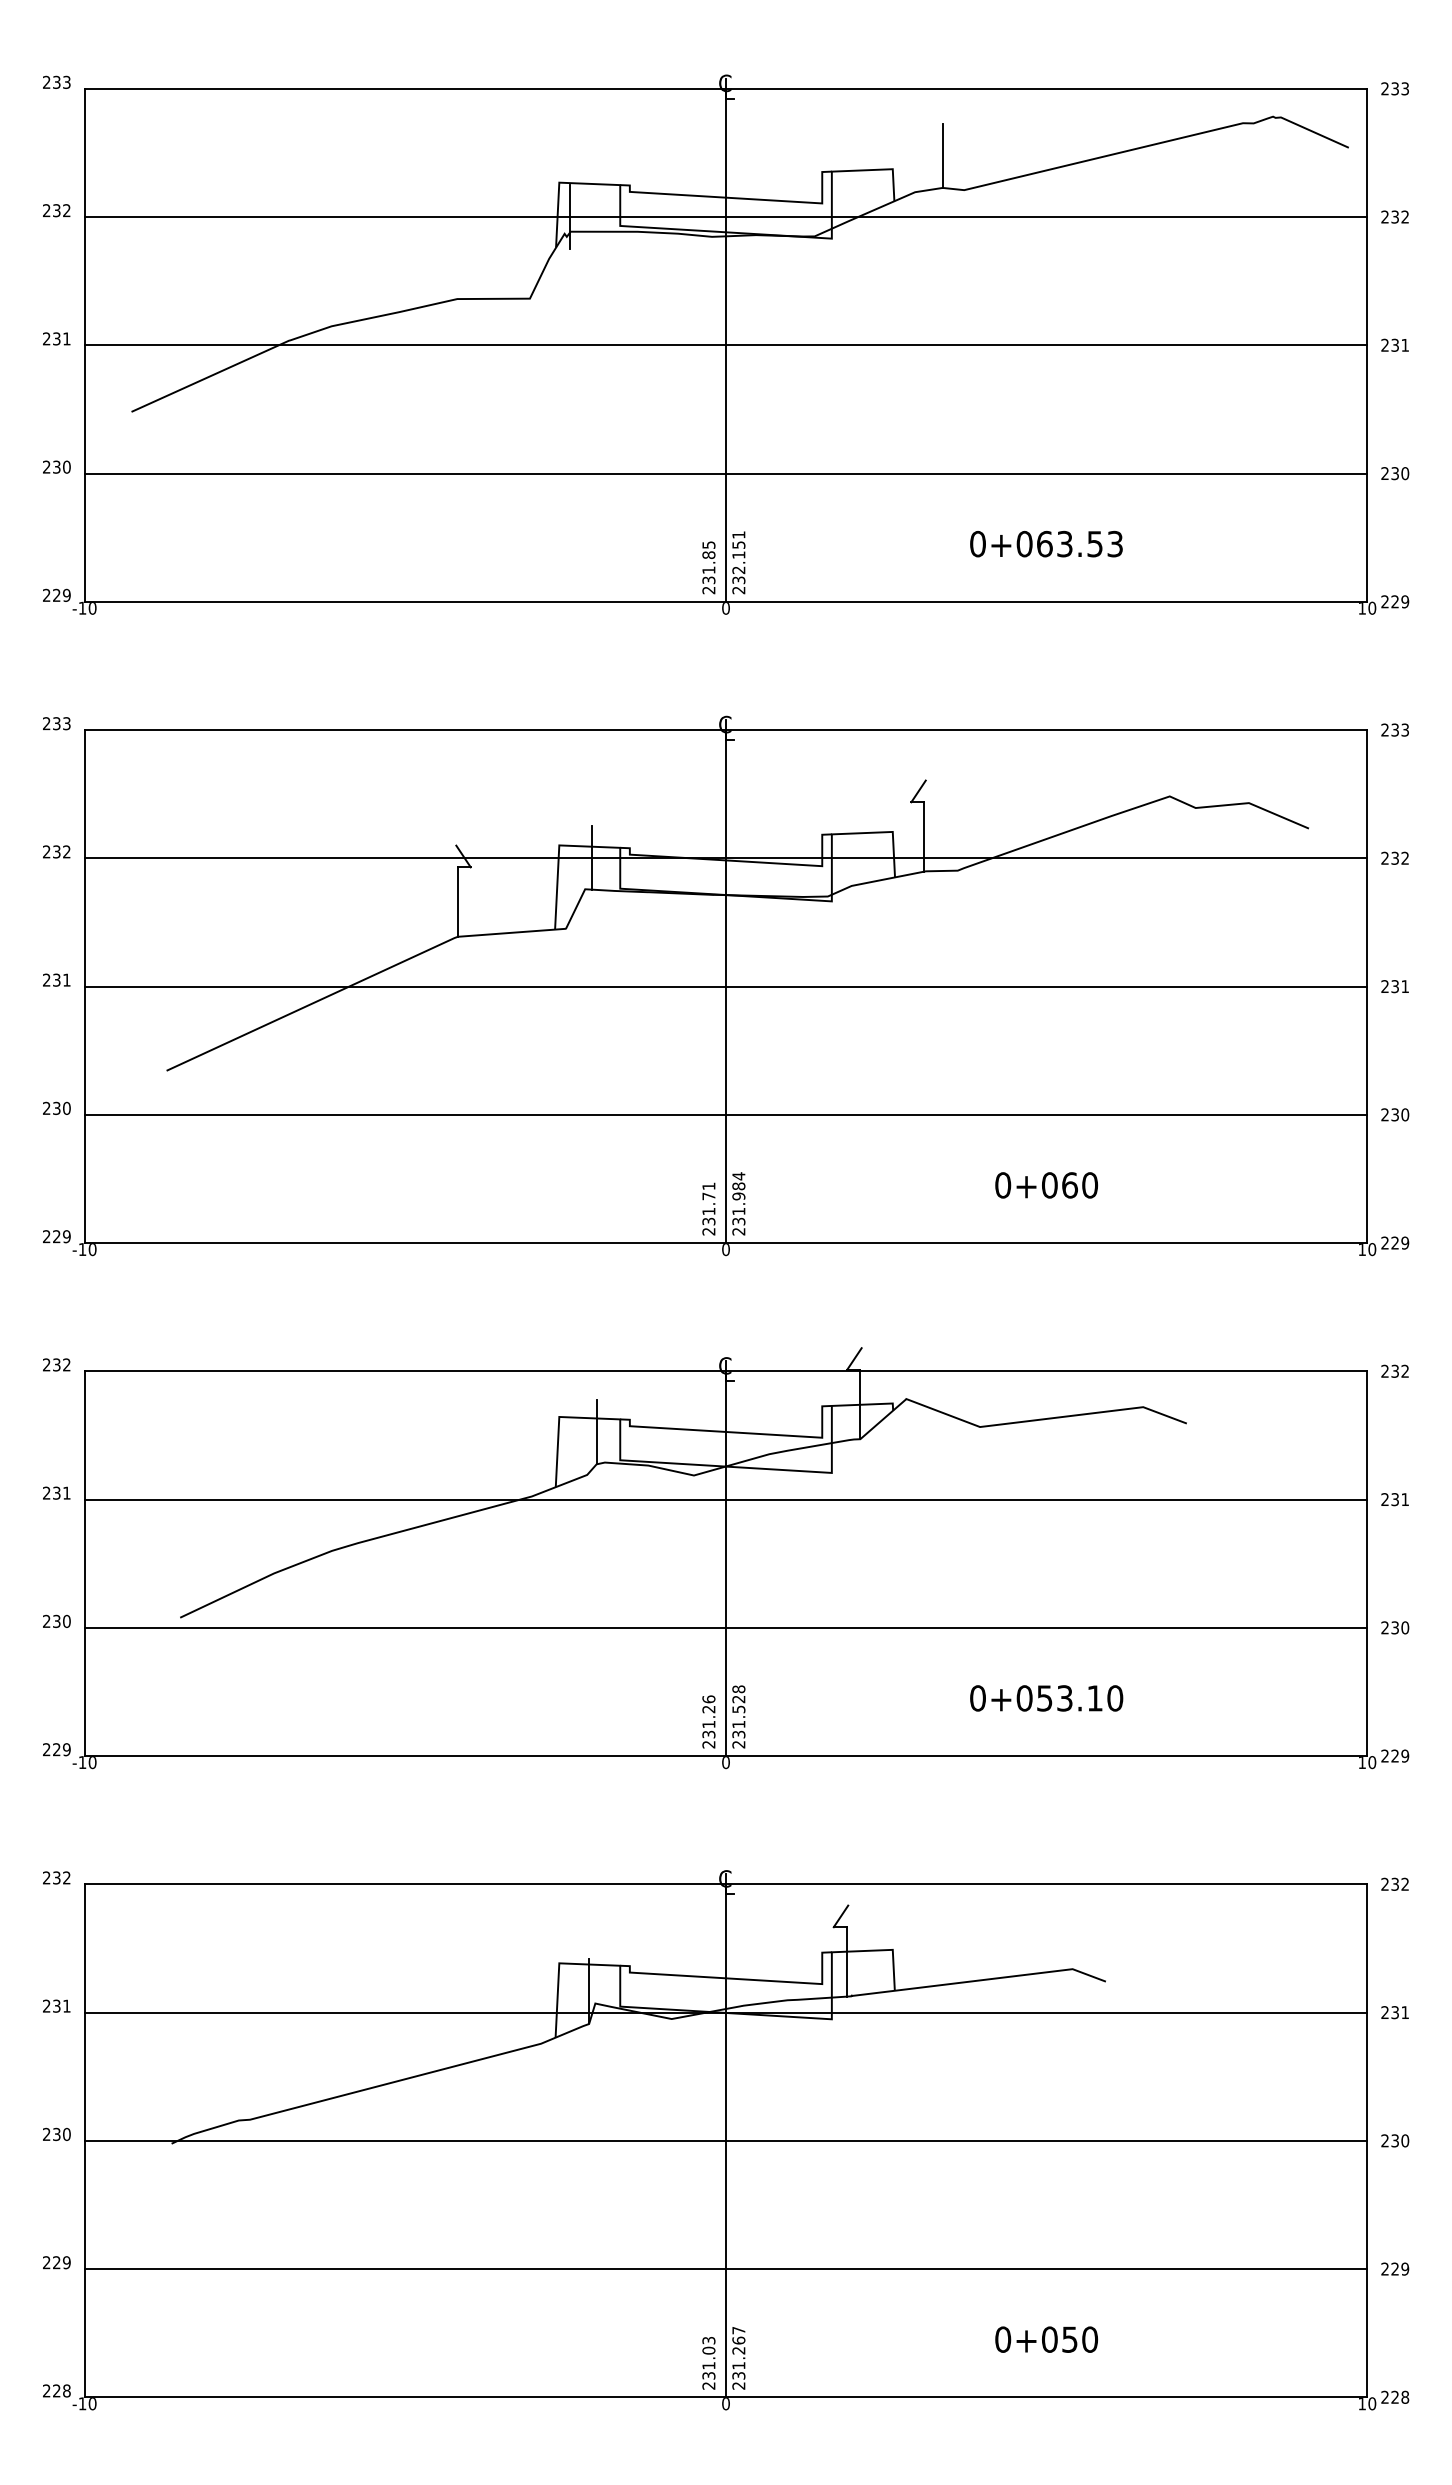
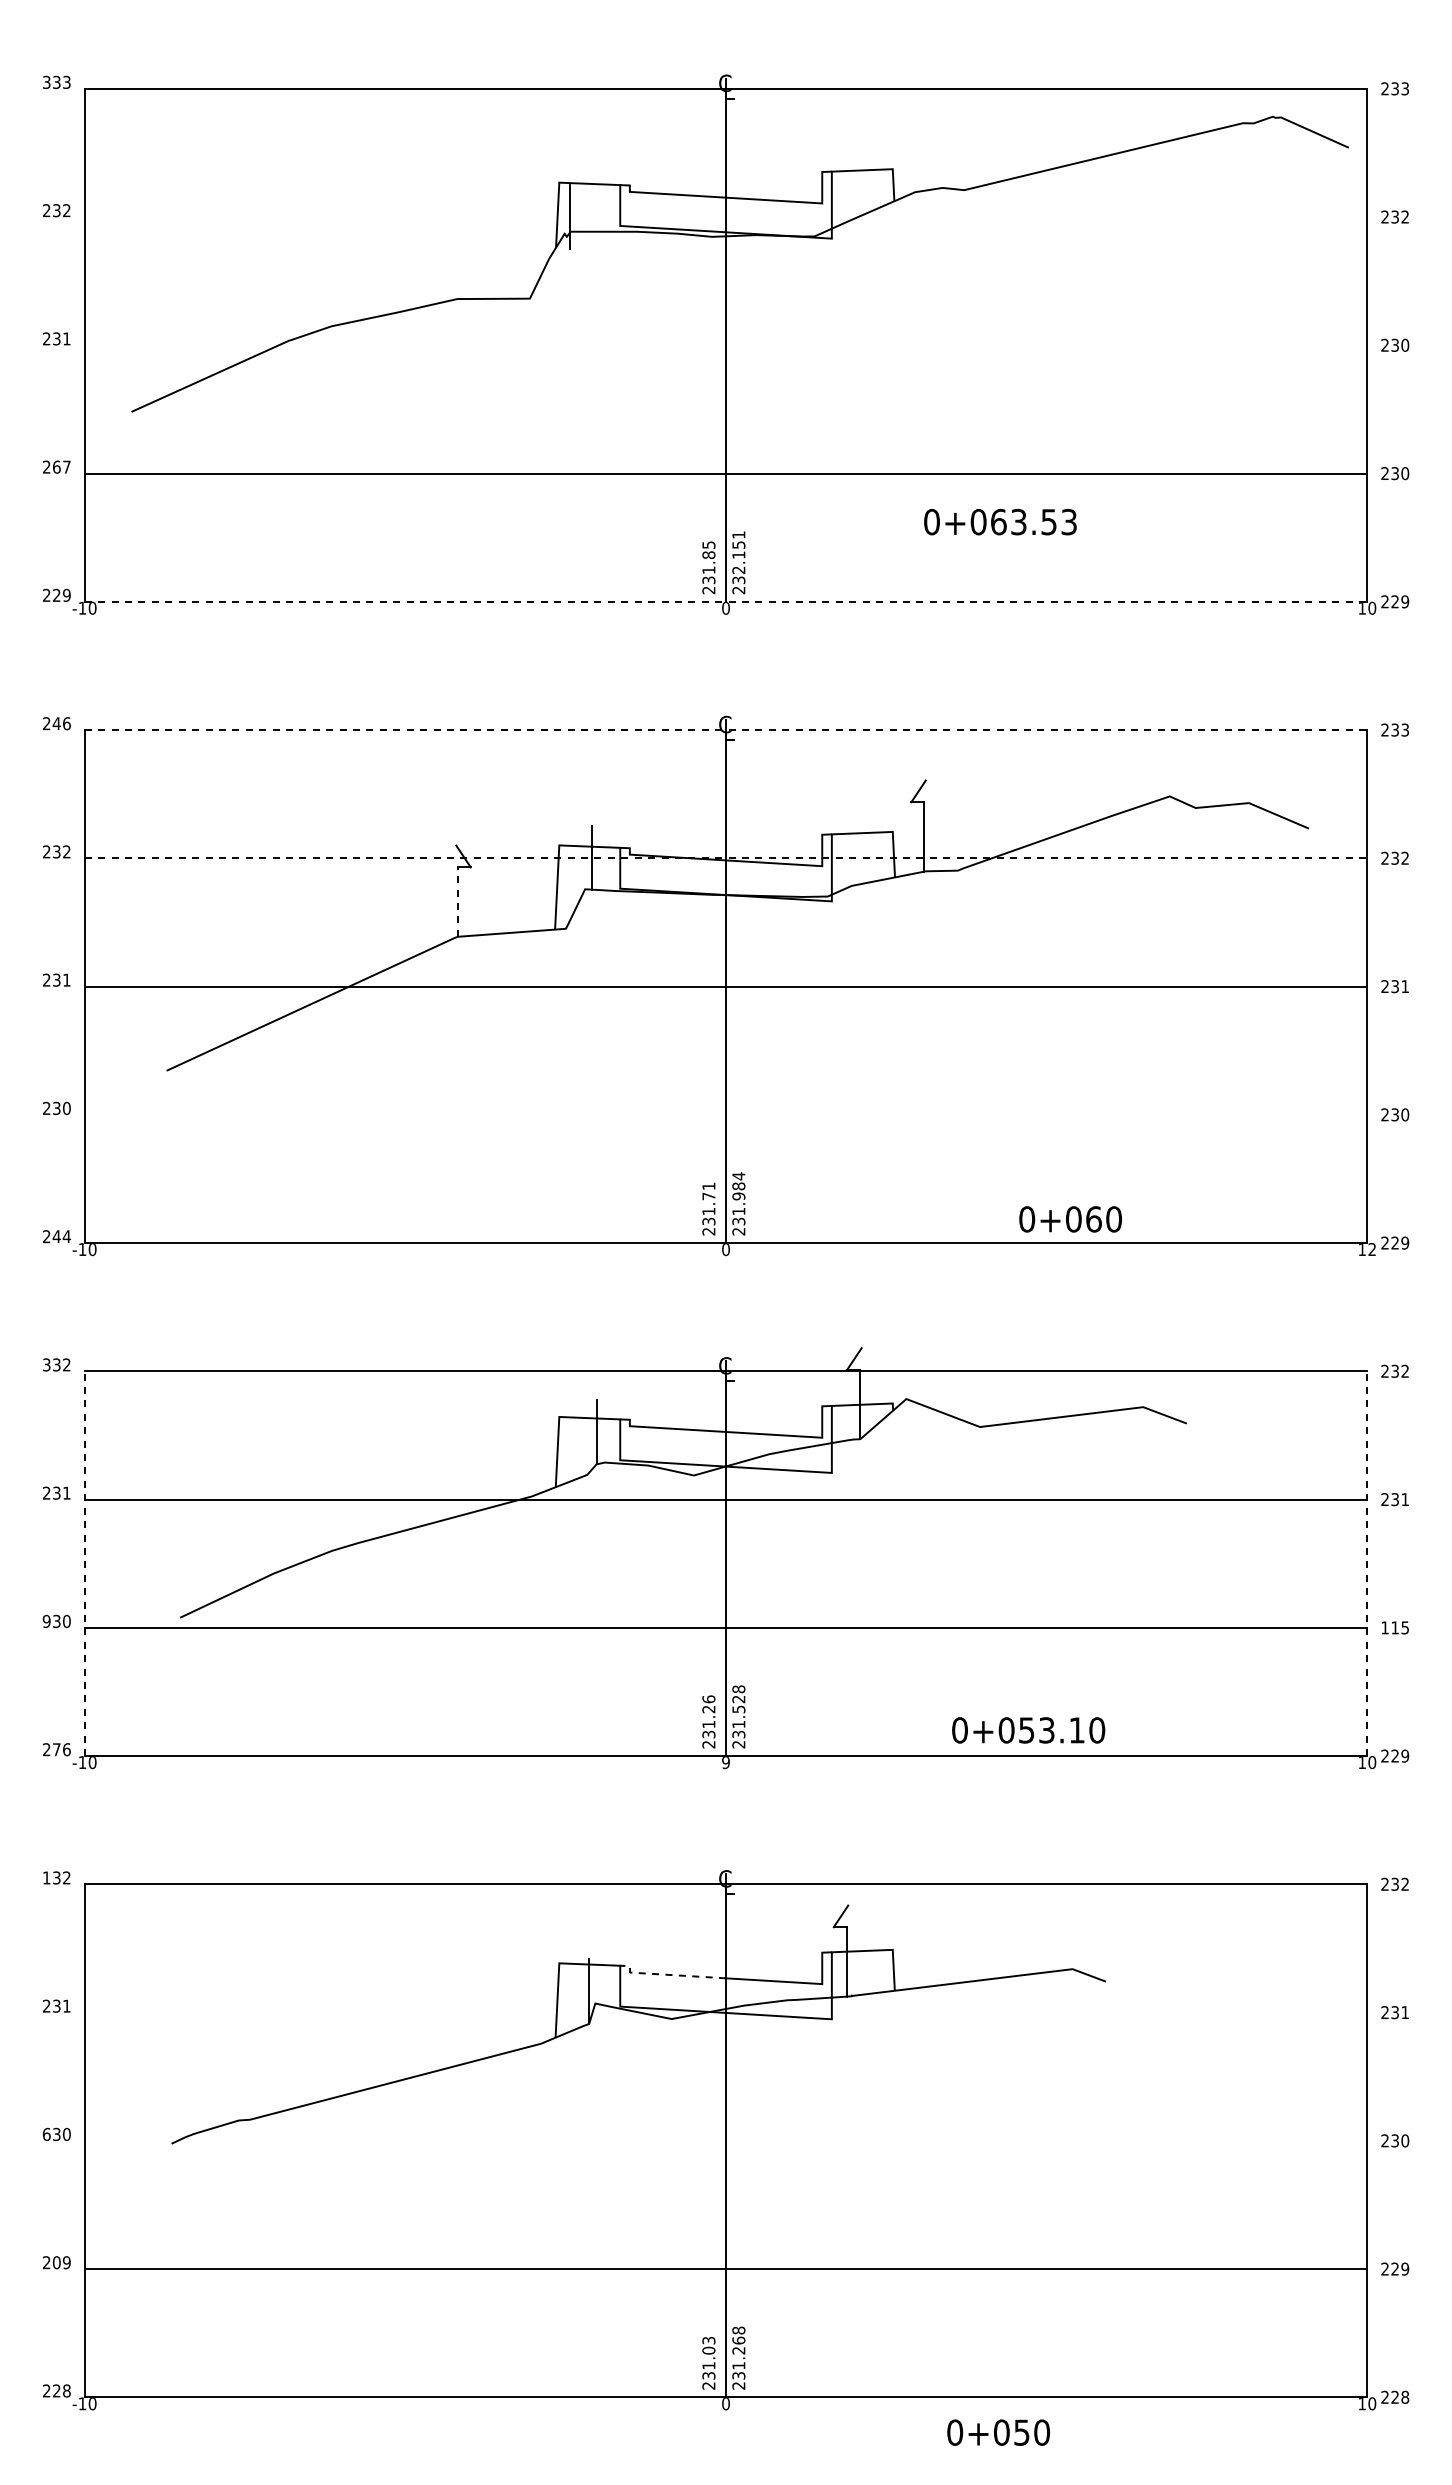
text: 233 -> 333 (46, 82)
line: present -> none (942, 155)
line: present -> none (725, 217)
text: 231 -> 230 (1405, 344)
line: present -> none (725, 345)
text: 230 -> 267 (61, 466)
text position: (1046, 543) -> (1000, 521) (1000, 521)
line: solid -> dashed (726, 601)
text: 233 -> 246 (61, 723)
line: solid -> dashed (726, 730)
line: solid -> dashed (726, 858)
line: solid -> dashed (457, 902)
line: present -> none (725, 1114)
text position: (1046, 1185) -> (1070, 1219) (1070, 1219)
text: 229 -> 244 (61, 1236)
text: 10 -> 12 (1372, 1249)
text: 232 -> 332 (46, 1364)
line: solid -> dashed (84, 1563)
line: solid -> dashed (1367, 1563)
text: 230 -> 930 (46, 1621)
text: 230 -> 115 (1395, 1627)
text position: (1046, 1698) -> (1028, 1730) (1028, 1730)
text: 229 -> 276 (61, 1749)
text: 0 -> 9 (725, 1763)
text: 232 -> 132 (46, 1877)
line: solid -> dashed (668, 1974)
line: present -> none (725, 2012)
text: 230 -> 630 (46, 2133)
line: present -> none (725, 2140)
text: 229 -> 209 (56, 2262)
text: 231.267 -> 231.268 (738, 2330)
text position: (1046, 2339) -> (998, 2432) (998, 2432)
